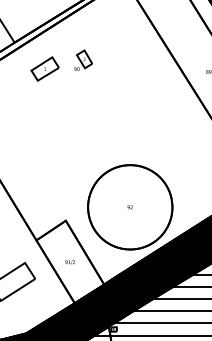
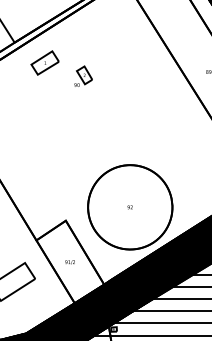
part position: (83, 59) -> (83, 75) (83, 75)
part position: (44, 68) -> (44, 62) (44, 62)
